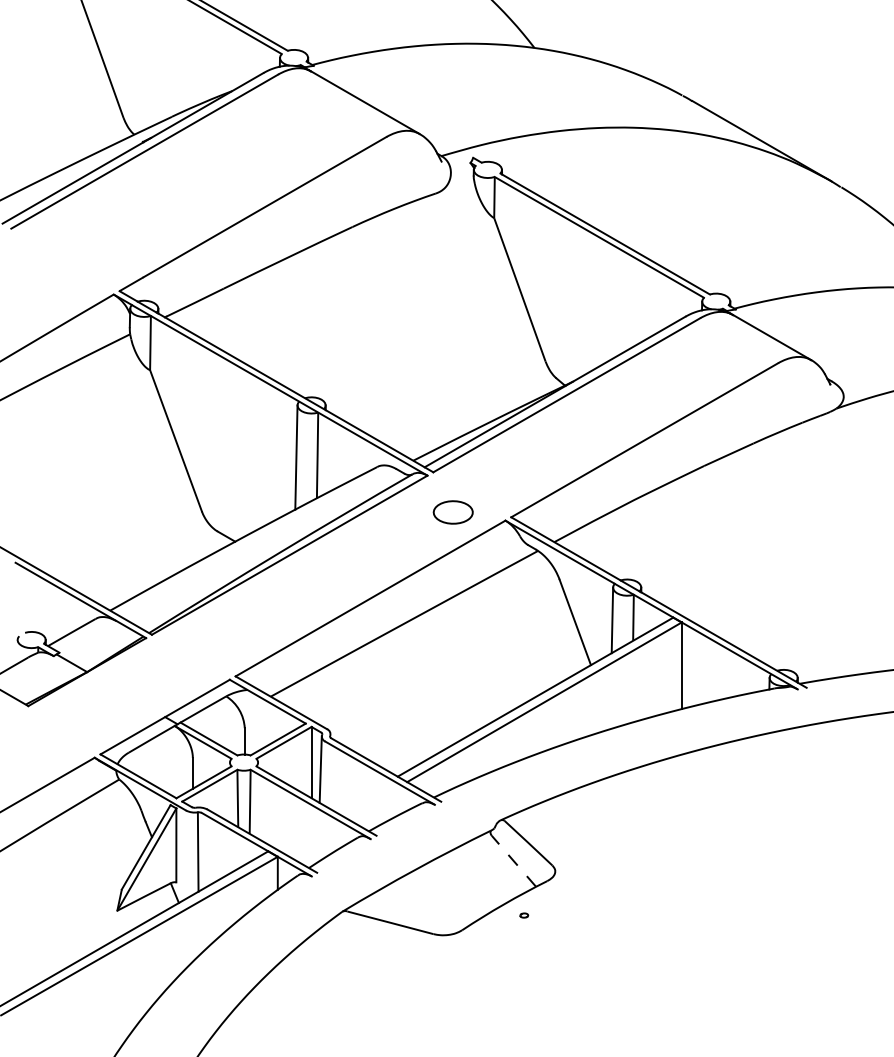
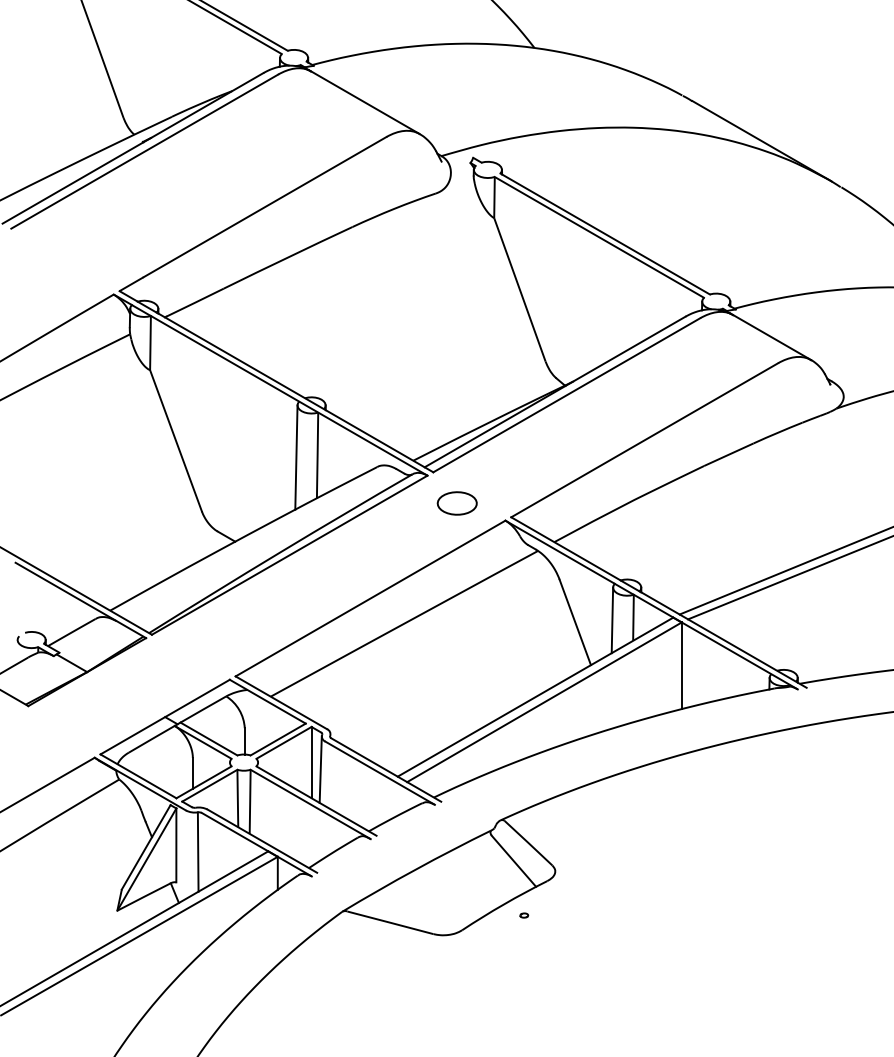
part position: (452, 512) -> (456, 503) (456, 503)
line: none -> present (784, 571)
line: none -> present (789, 578)
line: dashed -> solid (513, 861)
